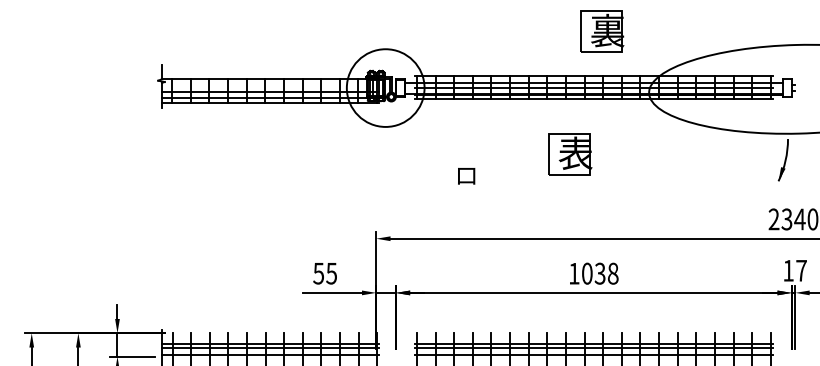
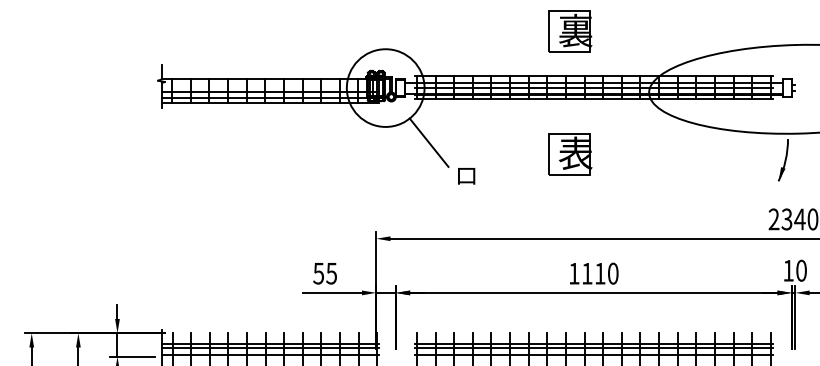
part position: (602, 31) -> (570, 31) (570, 31)
line: none -> present (428, 142)
text: 17 -> 10 (801, 270)
text: 1038 -> 1110 (600, 273)
